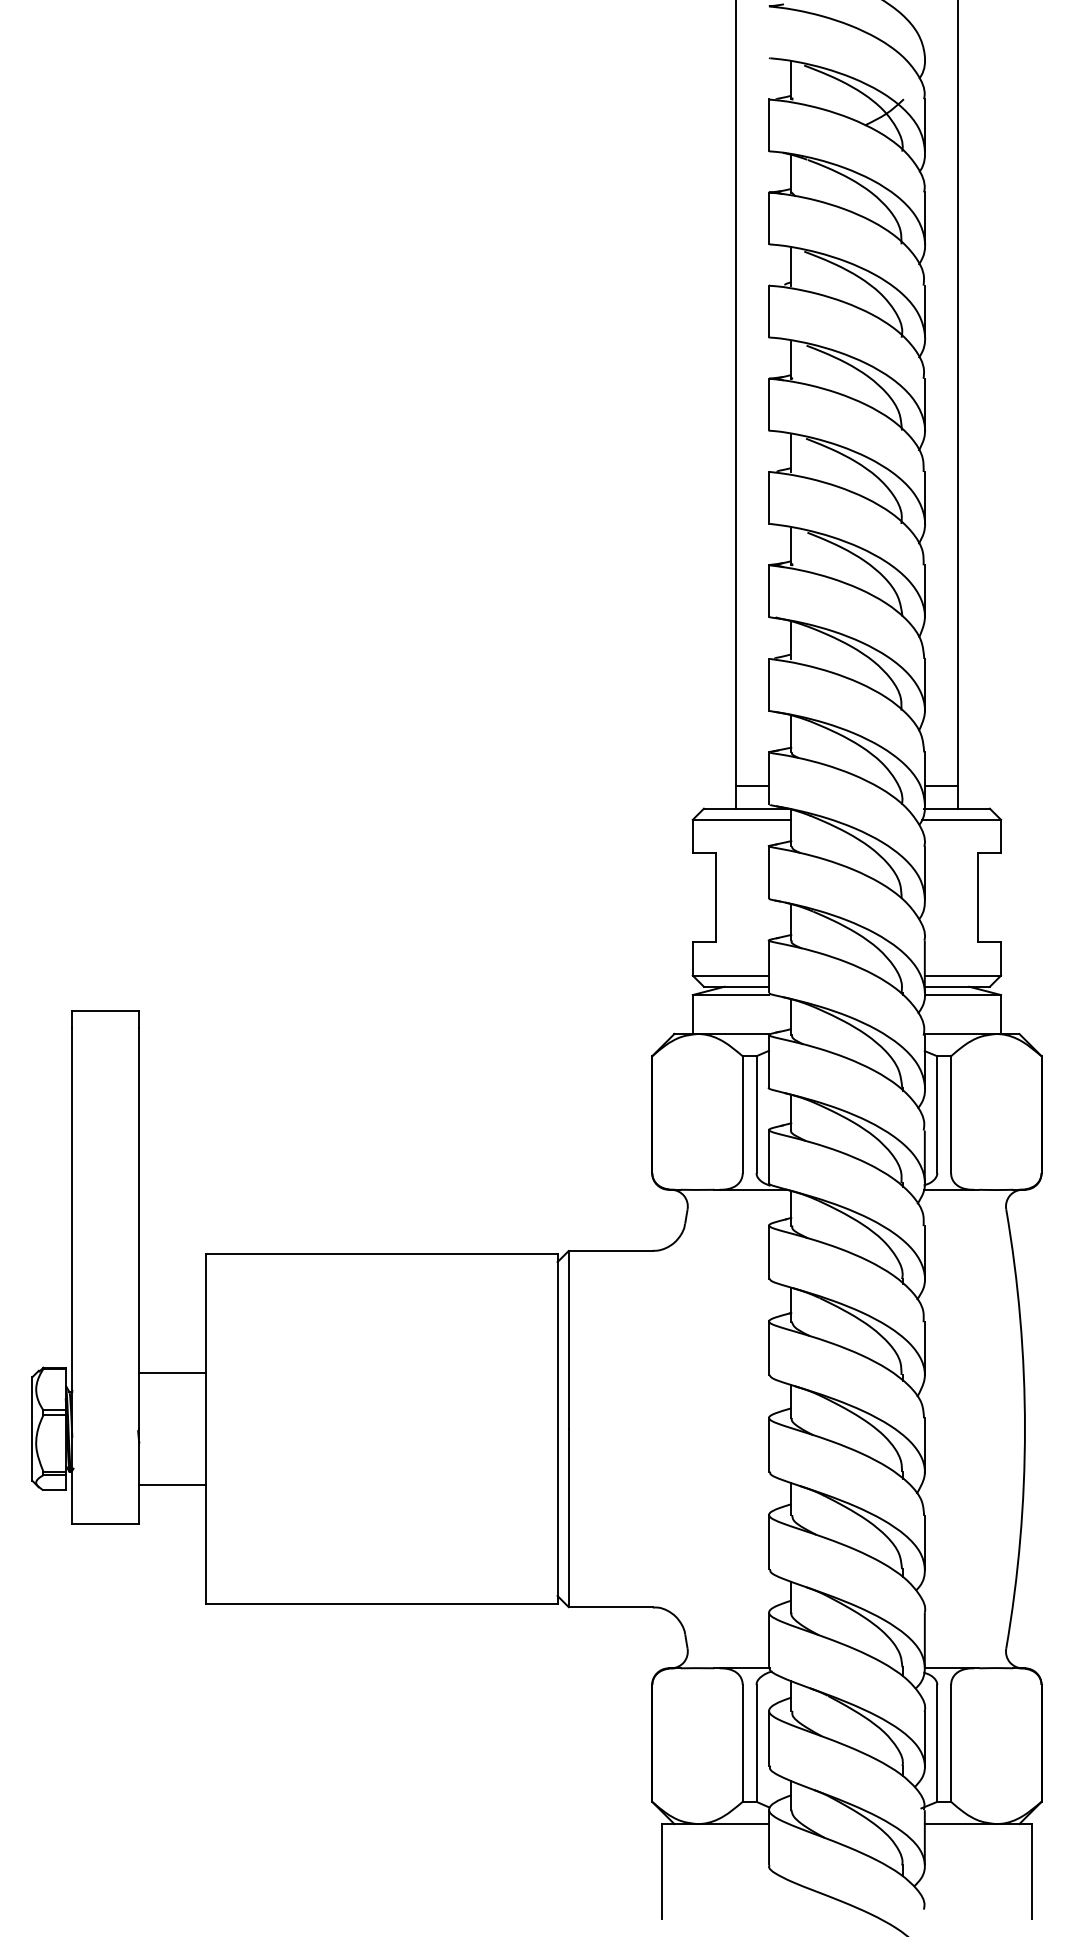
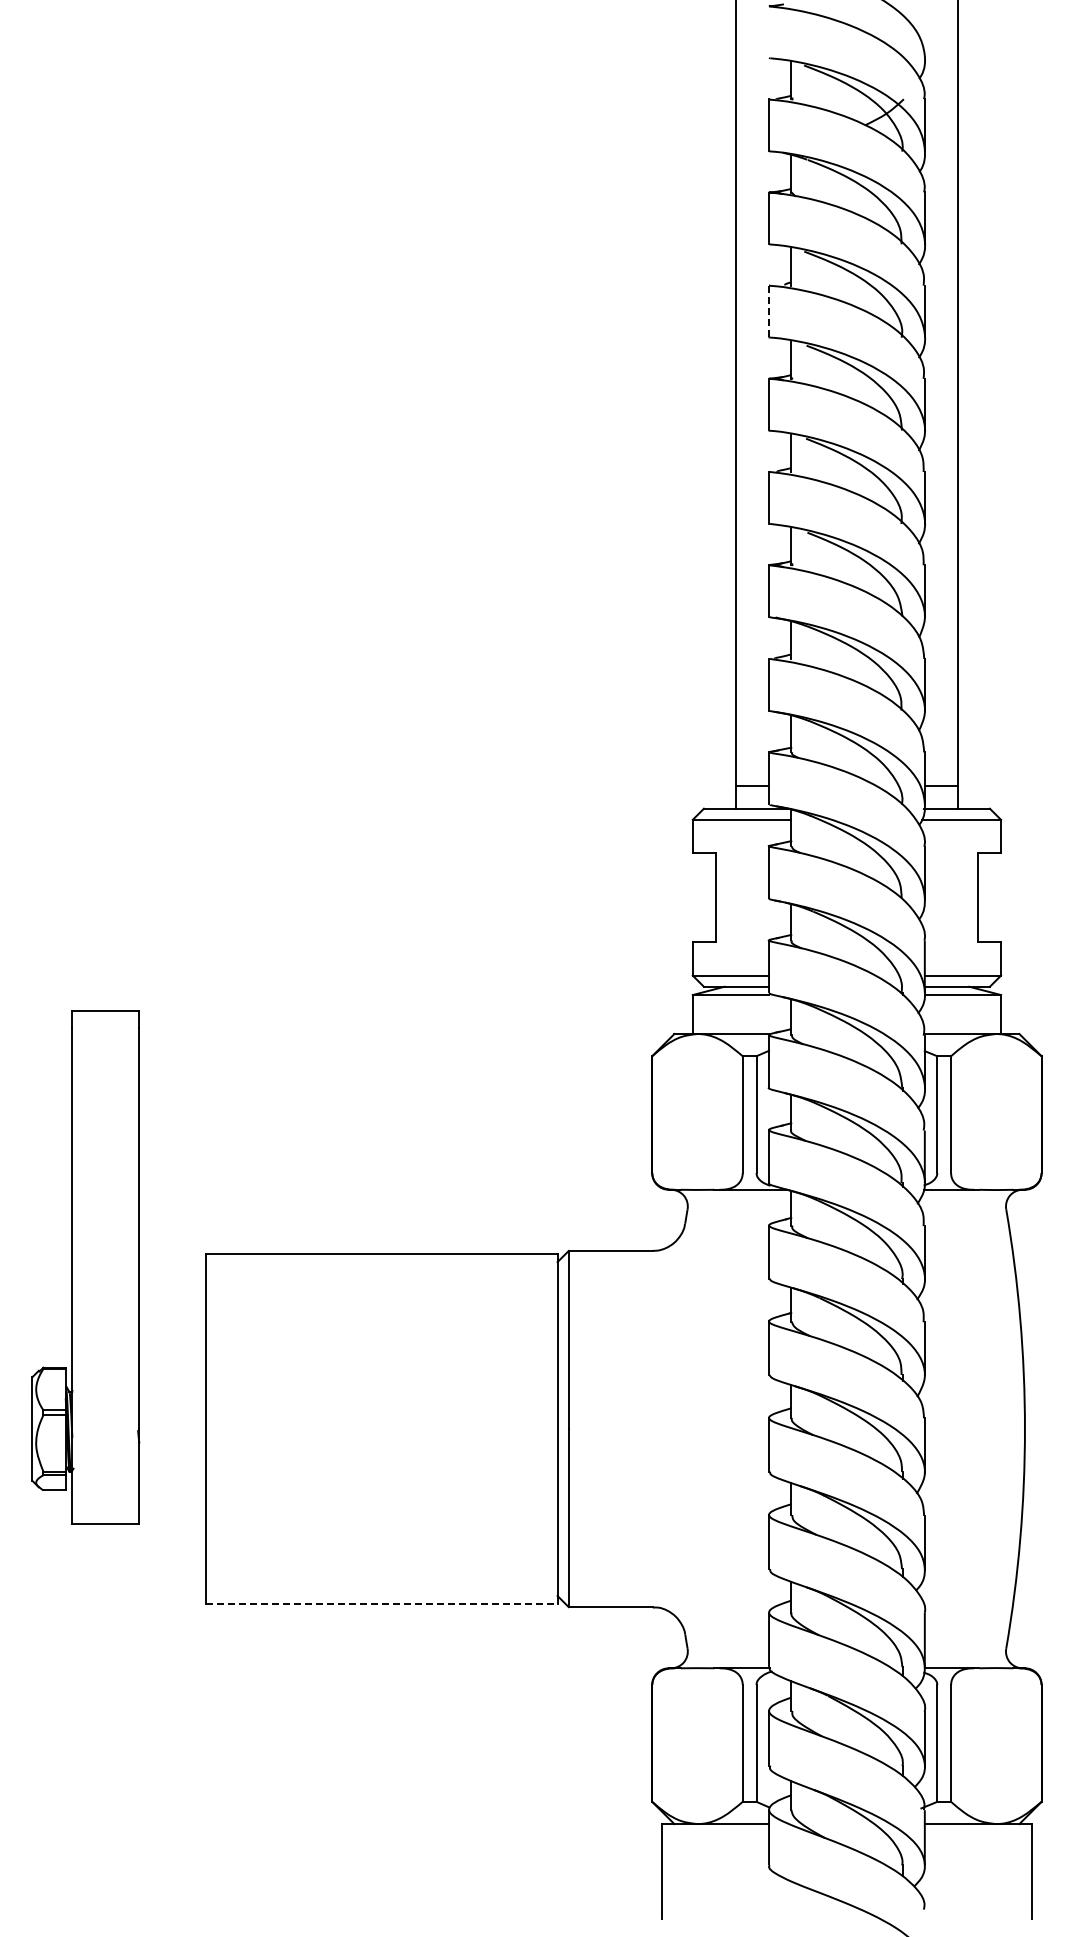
line: solid -> dashed (769, 311)
line: present -> none (172, 1373)
line: present -> none (172, 1484)
line: solid -> dashed (381, 1604)
